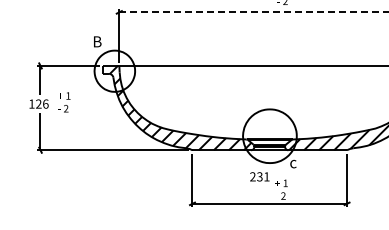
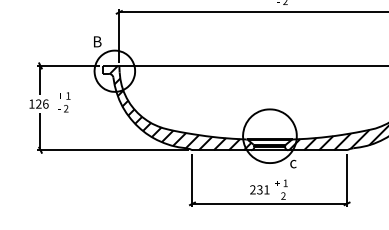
line: dashed -> solid (254, 12)
text position: (259, 176) -> (259, 189) (259, 189)
